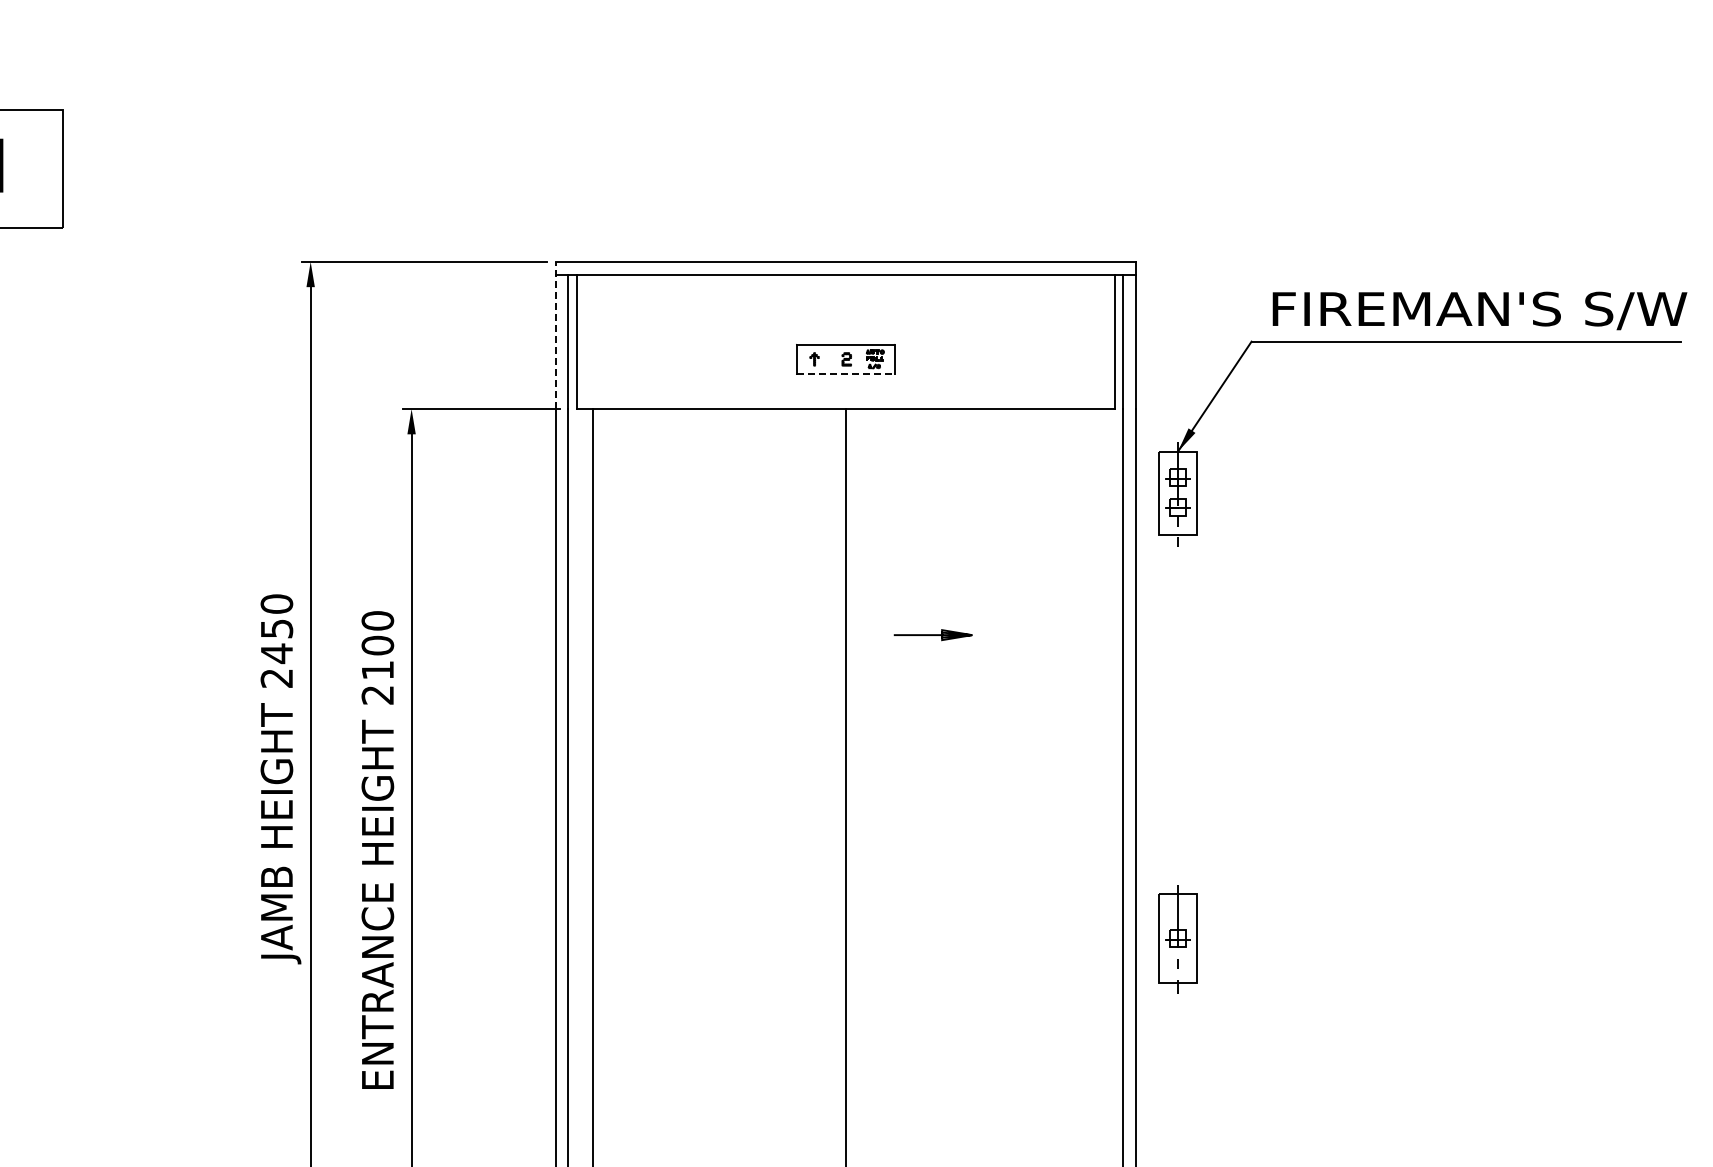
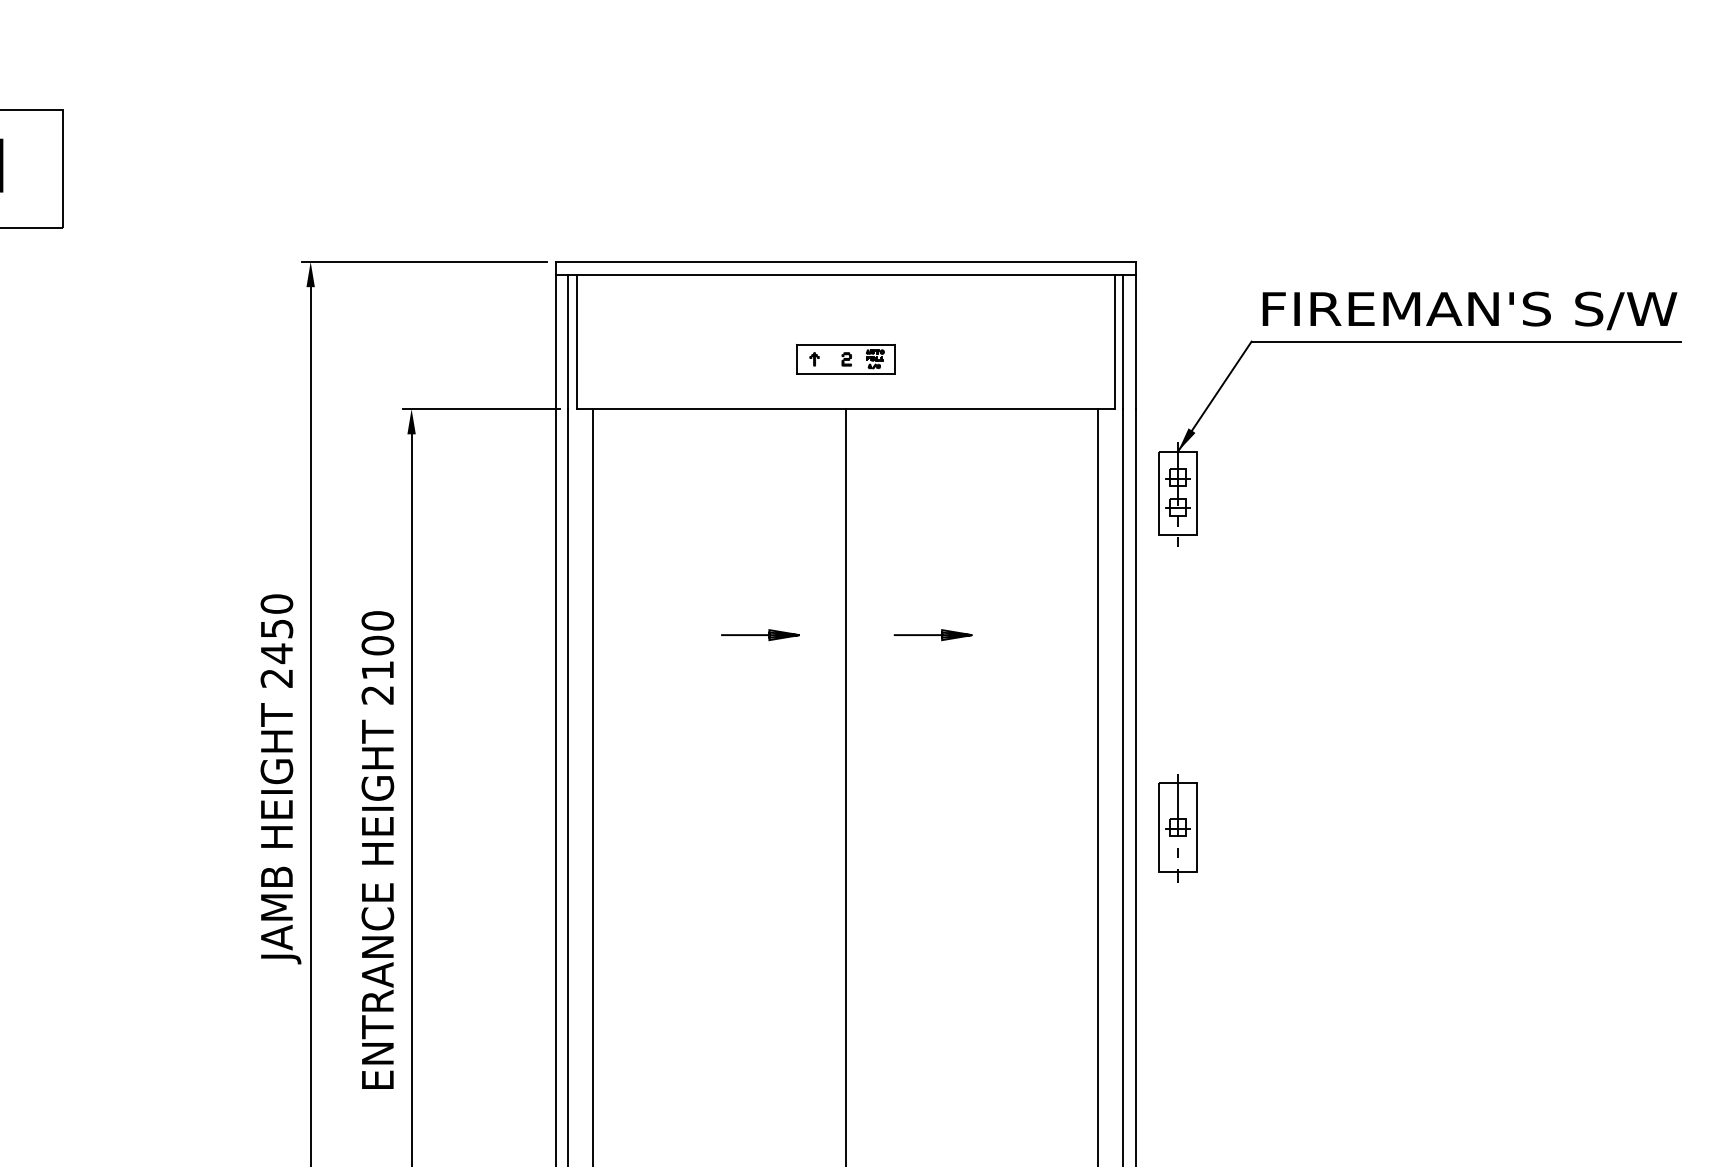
text position: (1479, 310) -> (1469, 310) (1469, 310)
line: dashed -> solid (555, 335)
line: dashed -> solid (845, 374)
curve: none -> present (760, 635)
line: none -> present (1098, 786)
part position: (1177, 939) -> (1177, 828) (1177, 828)
